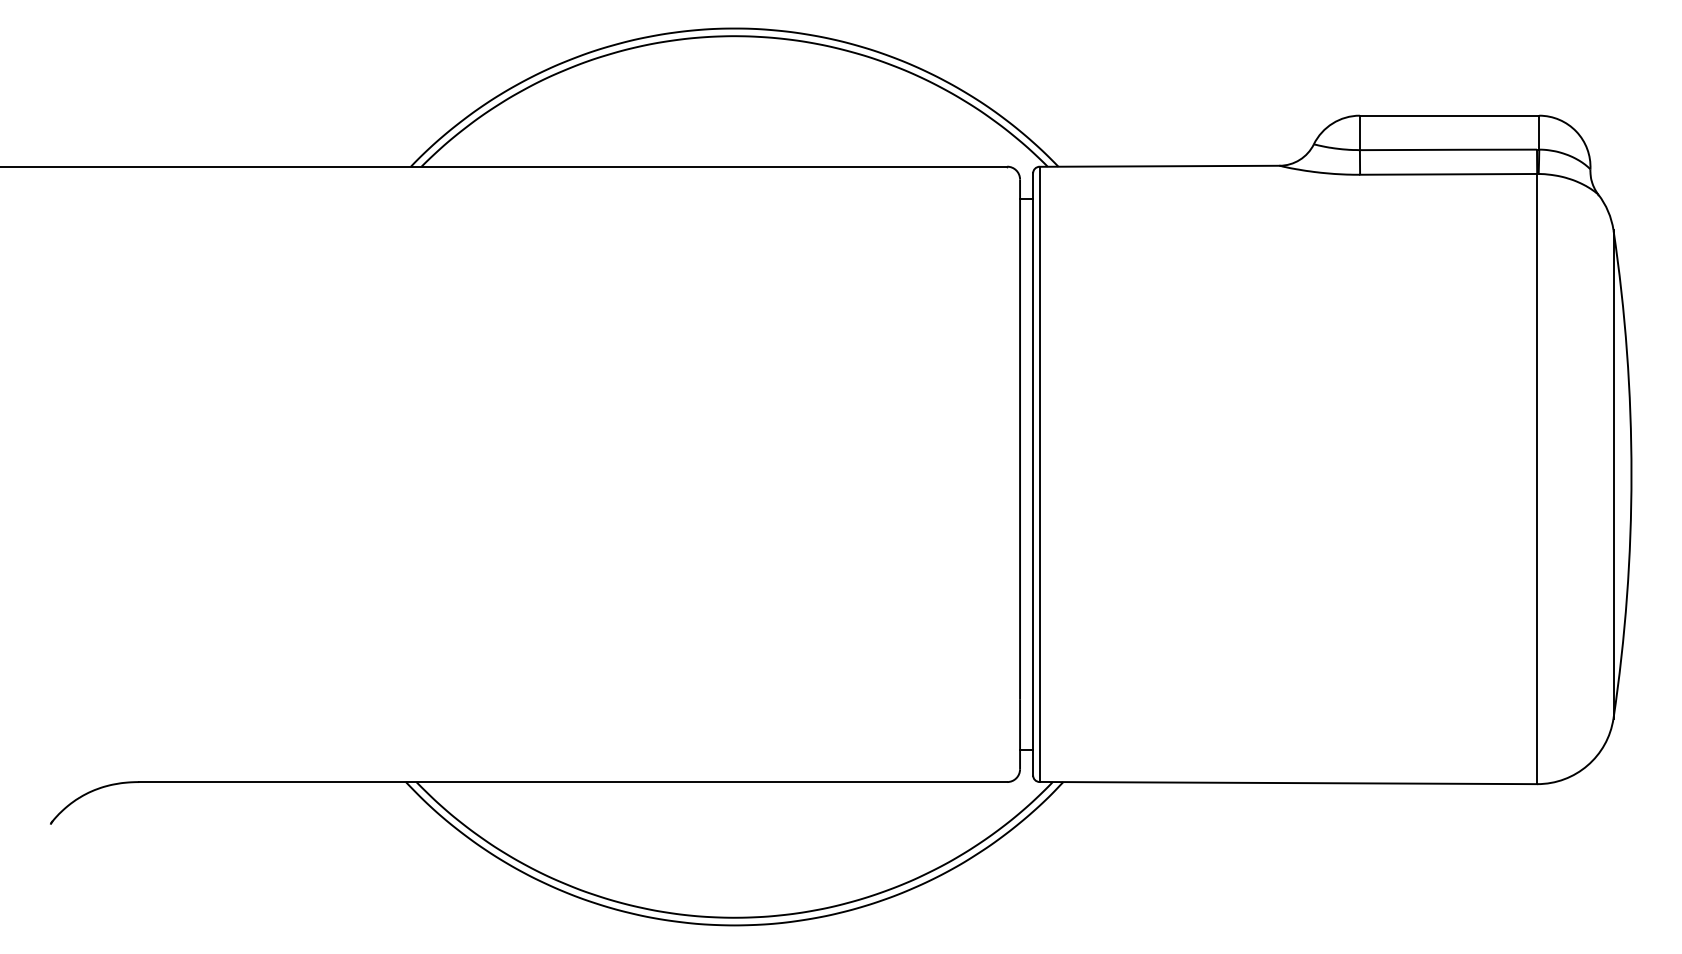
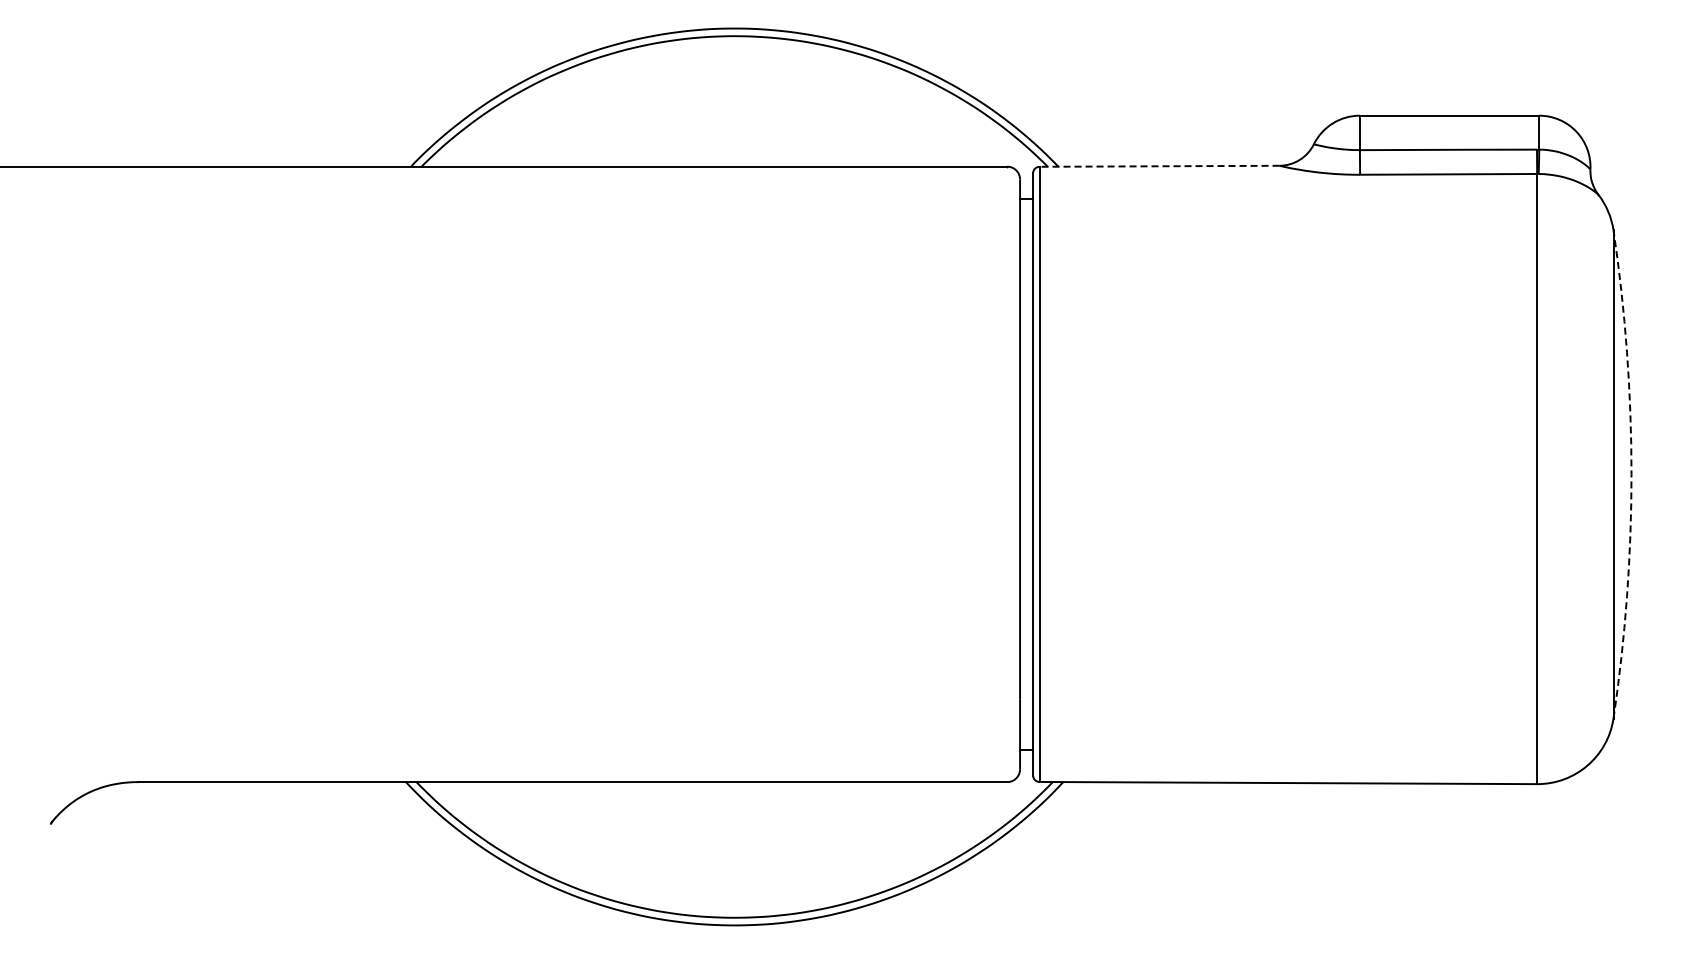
line: solid -> dashed (1159, 166)
arc: solid -> dashed (1631, 474)
